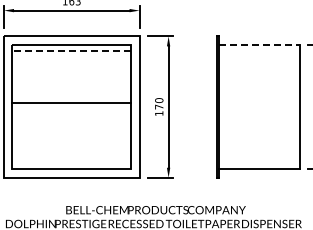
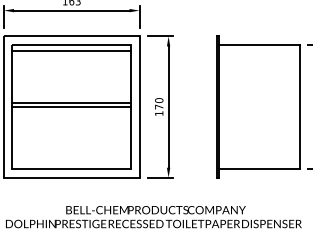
line: dashed -> solid (259, 44)
line: dashed -> solid (71, 51)
line: none -> present (71, 107)
